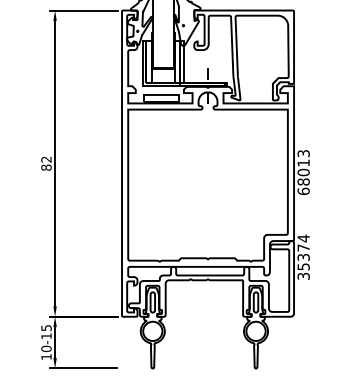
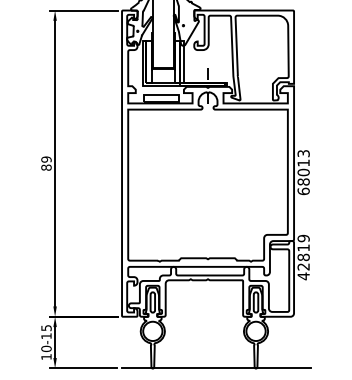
text: 82 -> 89 (46, 159)
text: 35374 -> 42819 (303, 257)
line: none -> present (216, 368)
